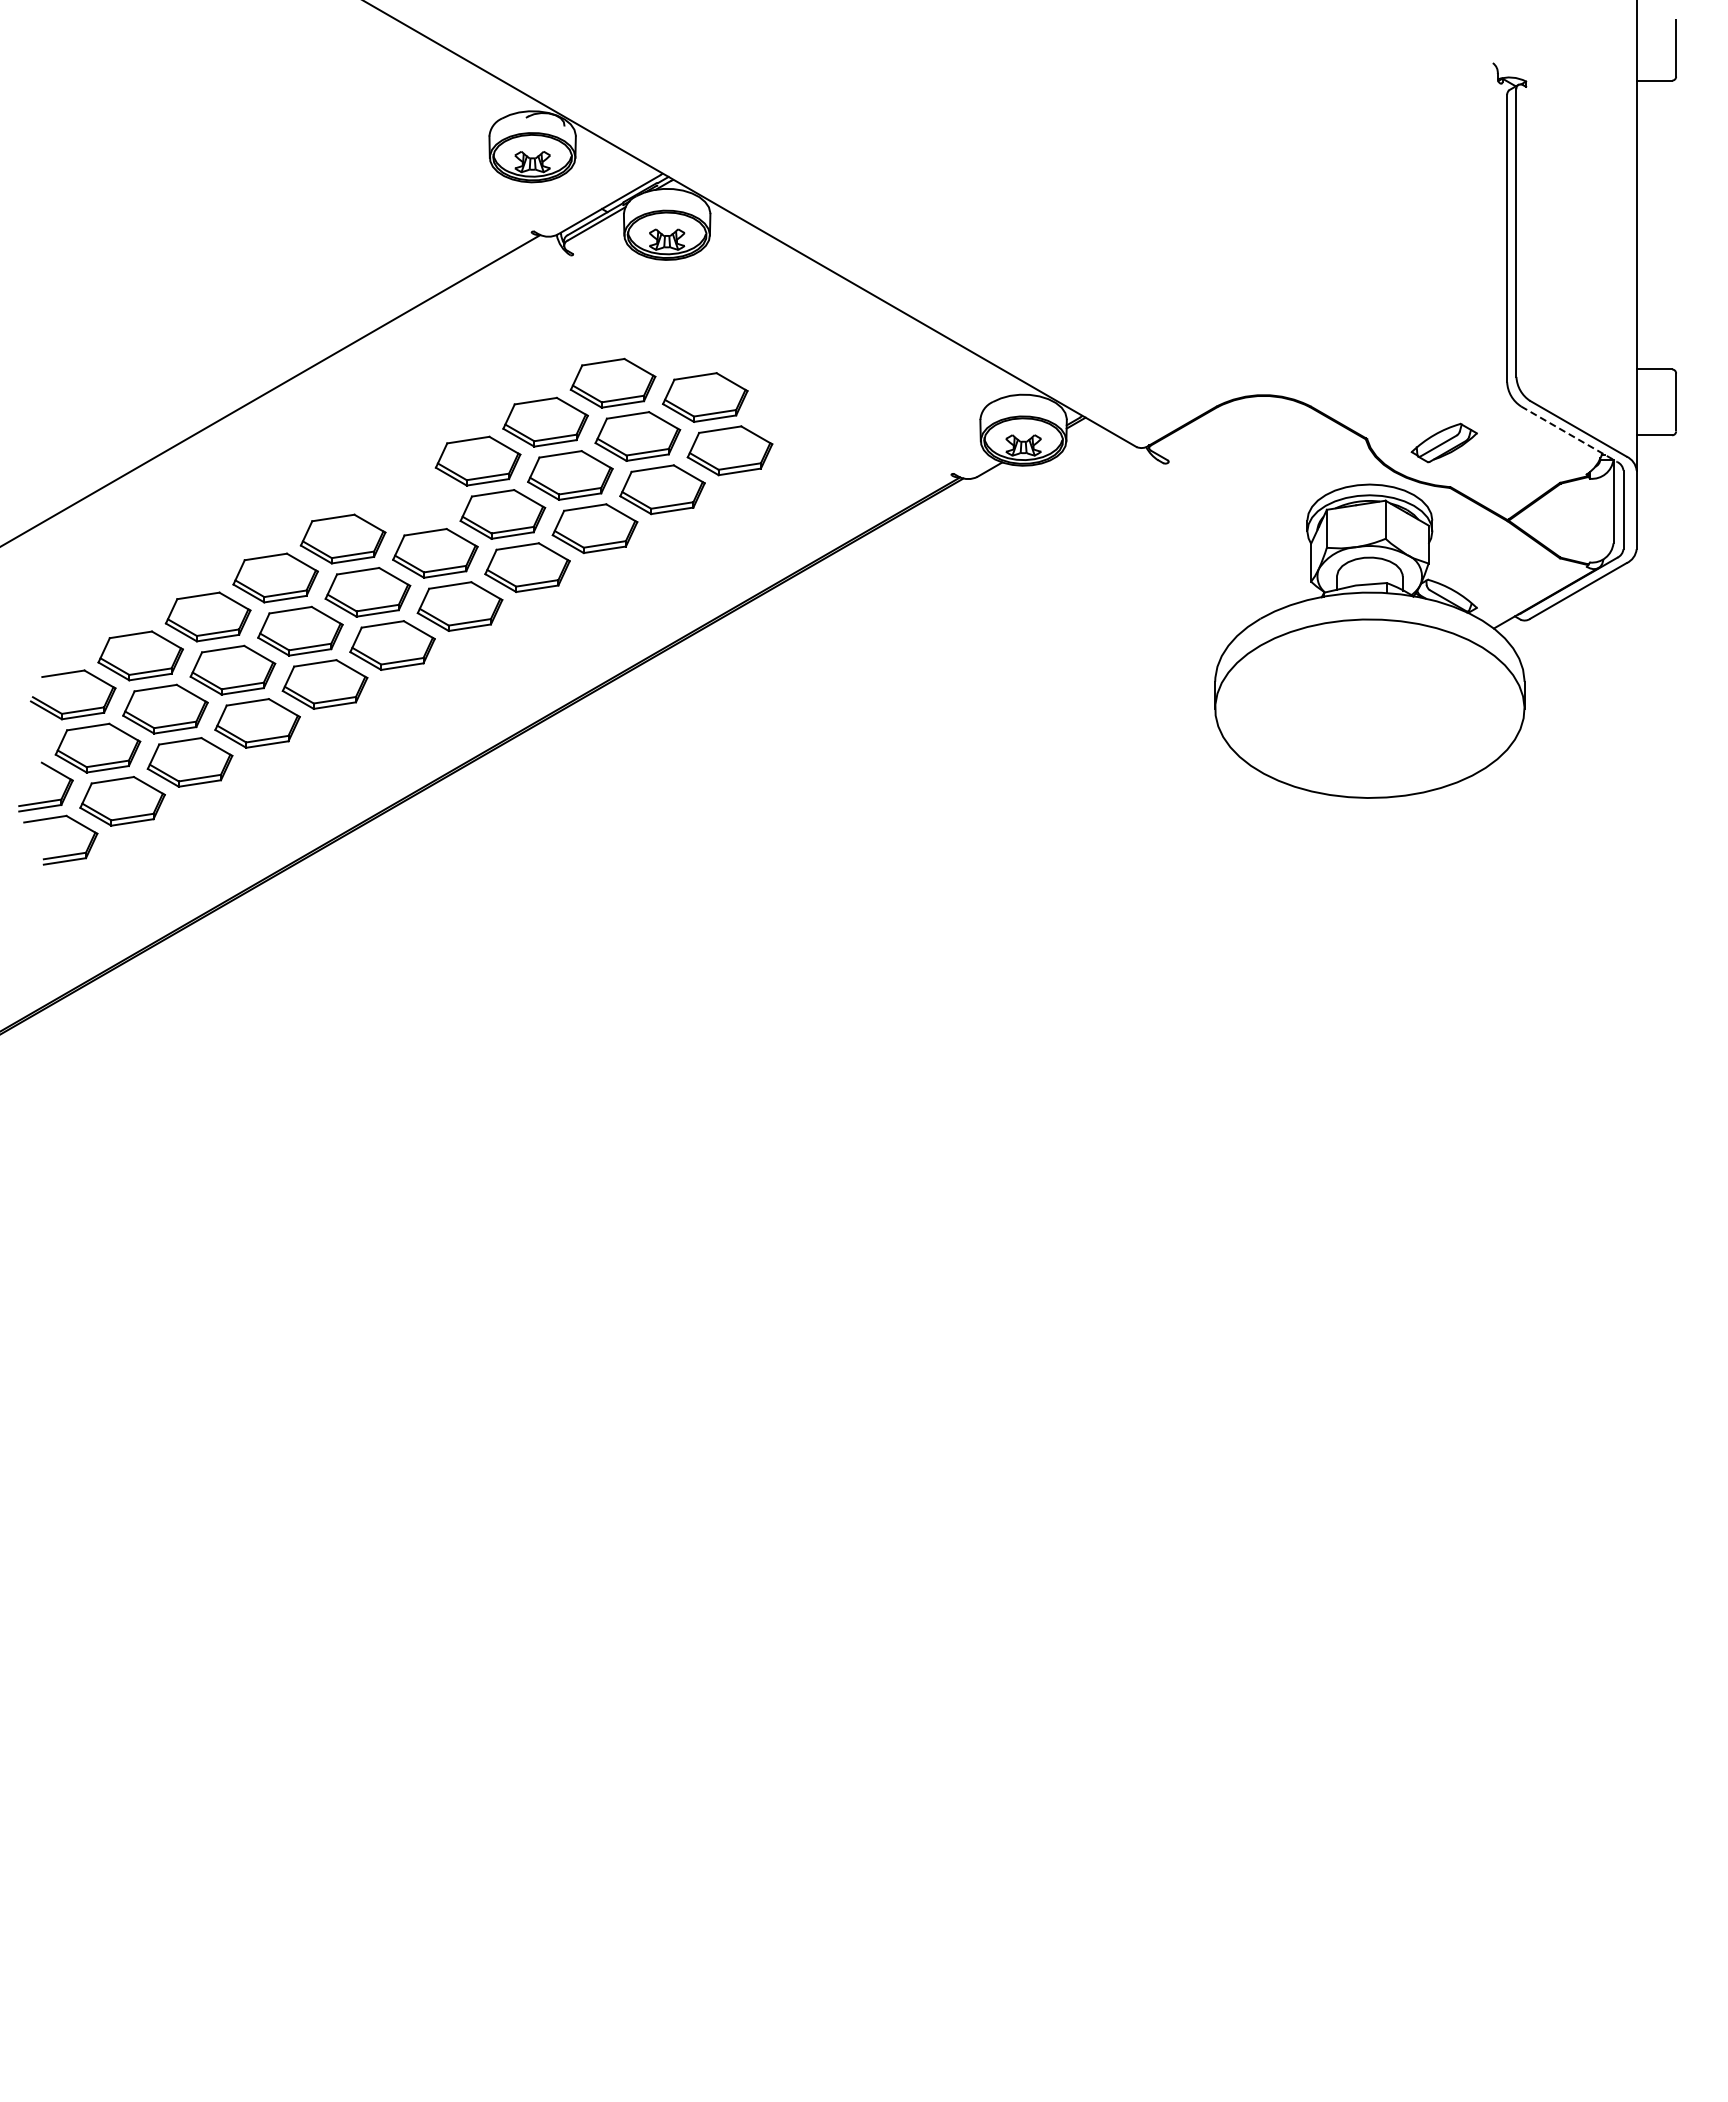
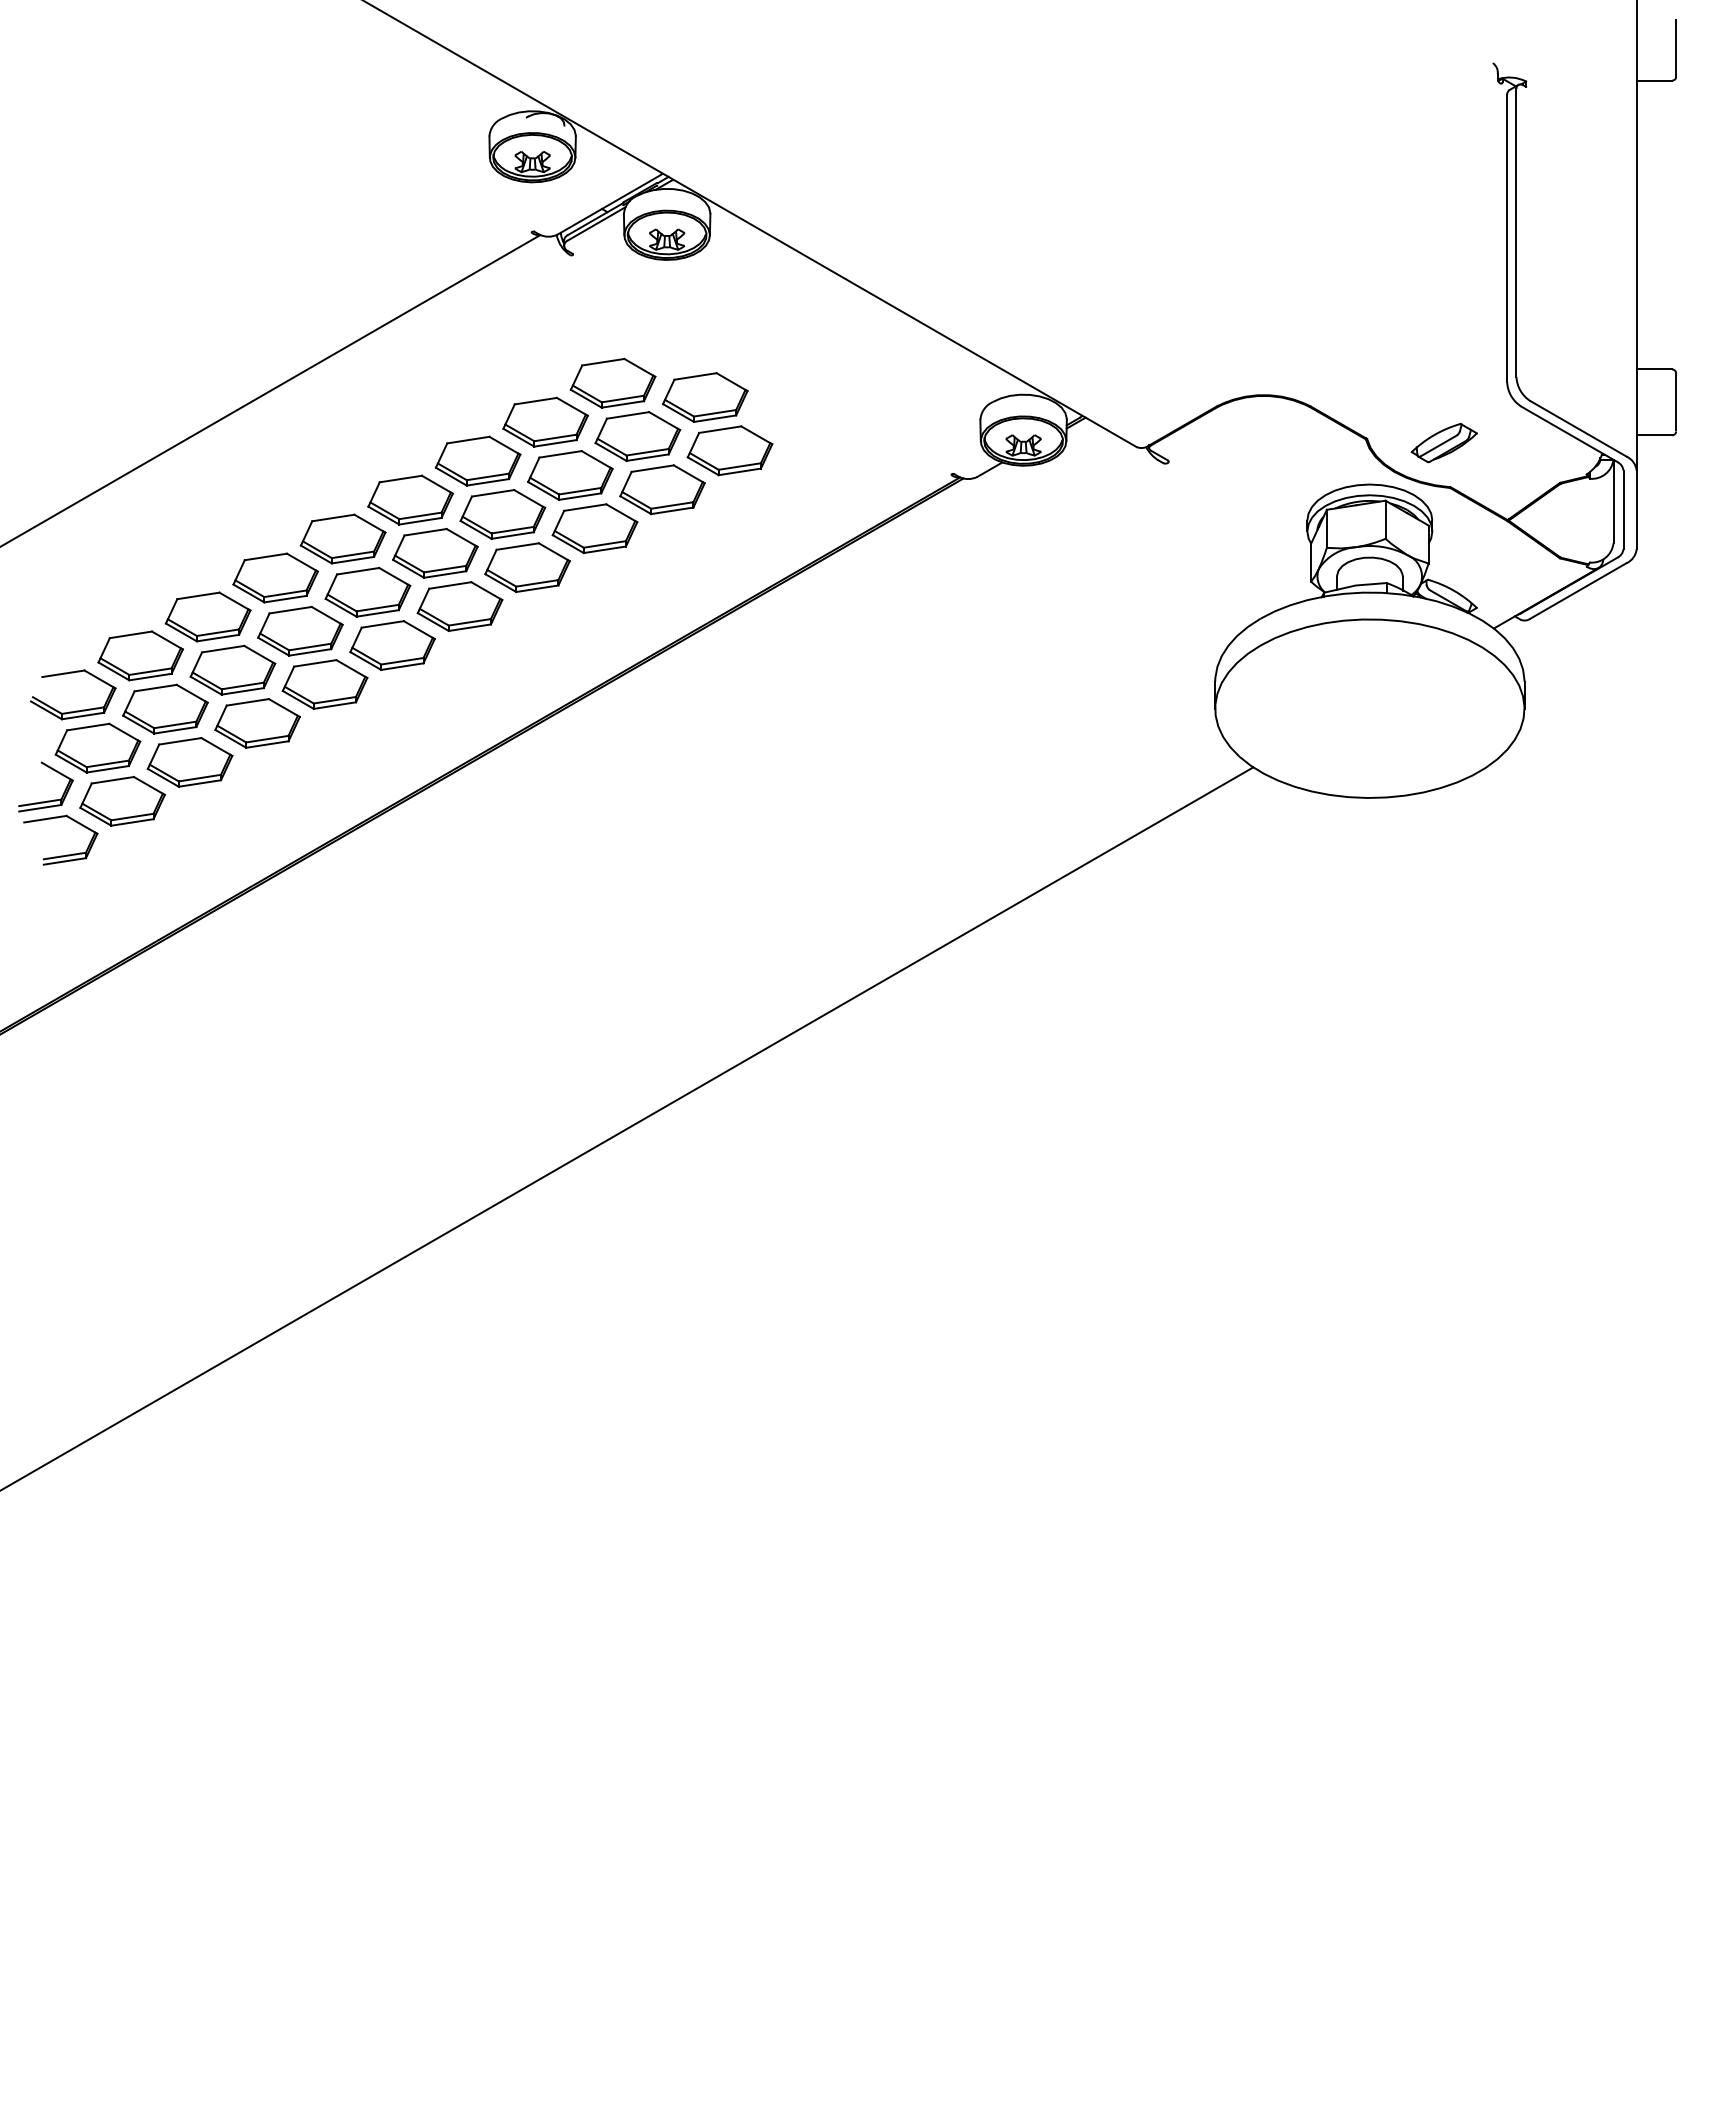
line: dashed -> solid (1569, 434)
part: none -> present (410, 499)
line: none -> present (627, 1128)
